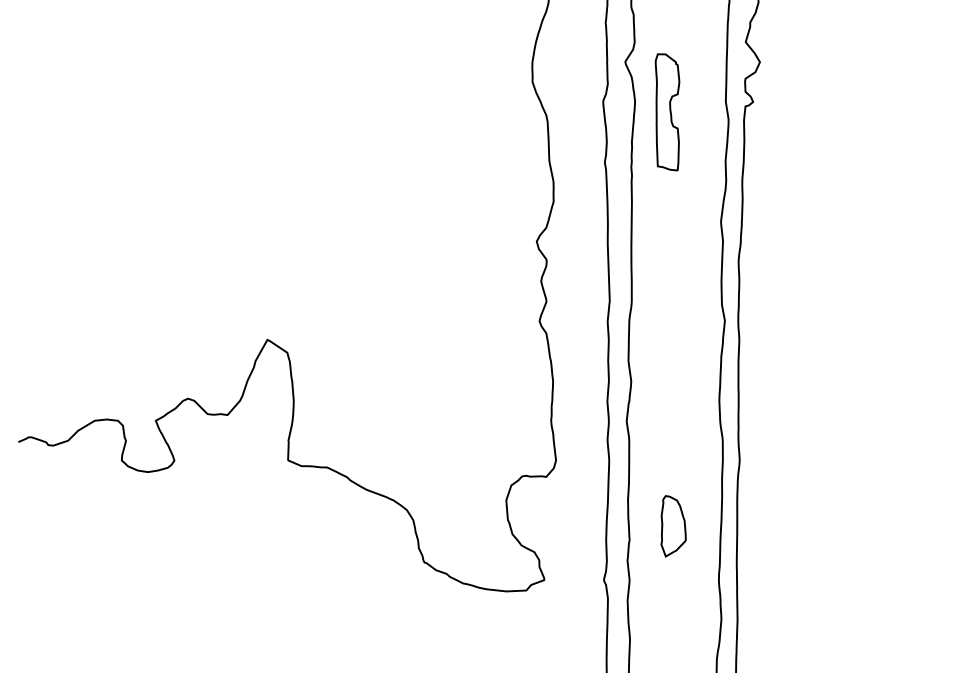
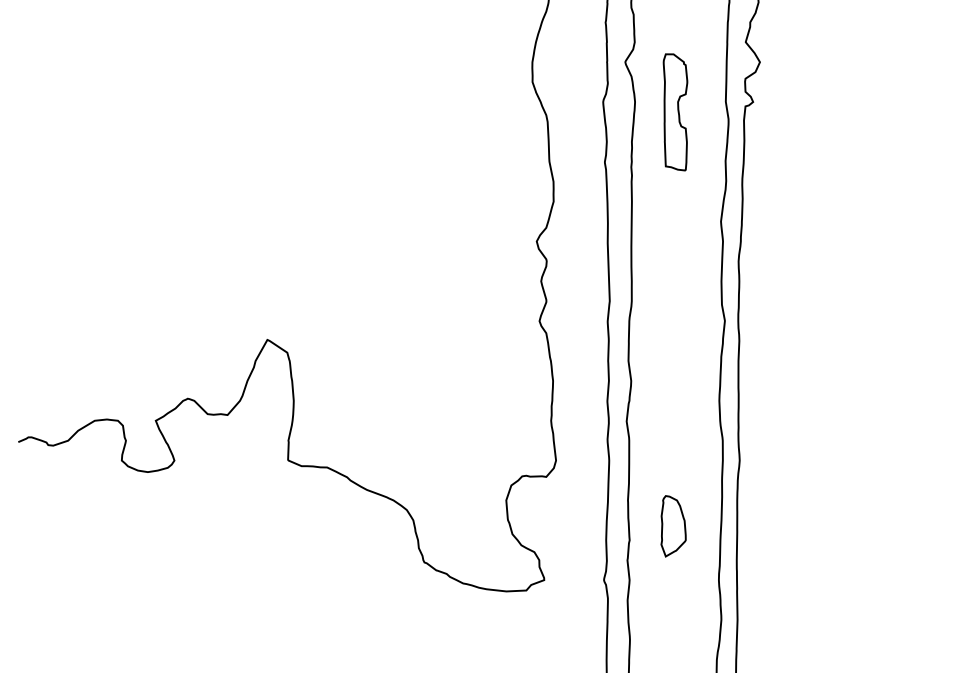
part position: (667, 112) -> (675, 112) (675, 112)
